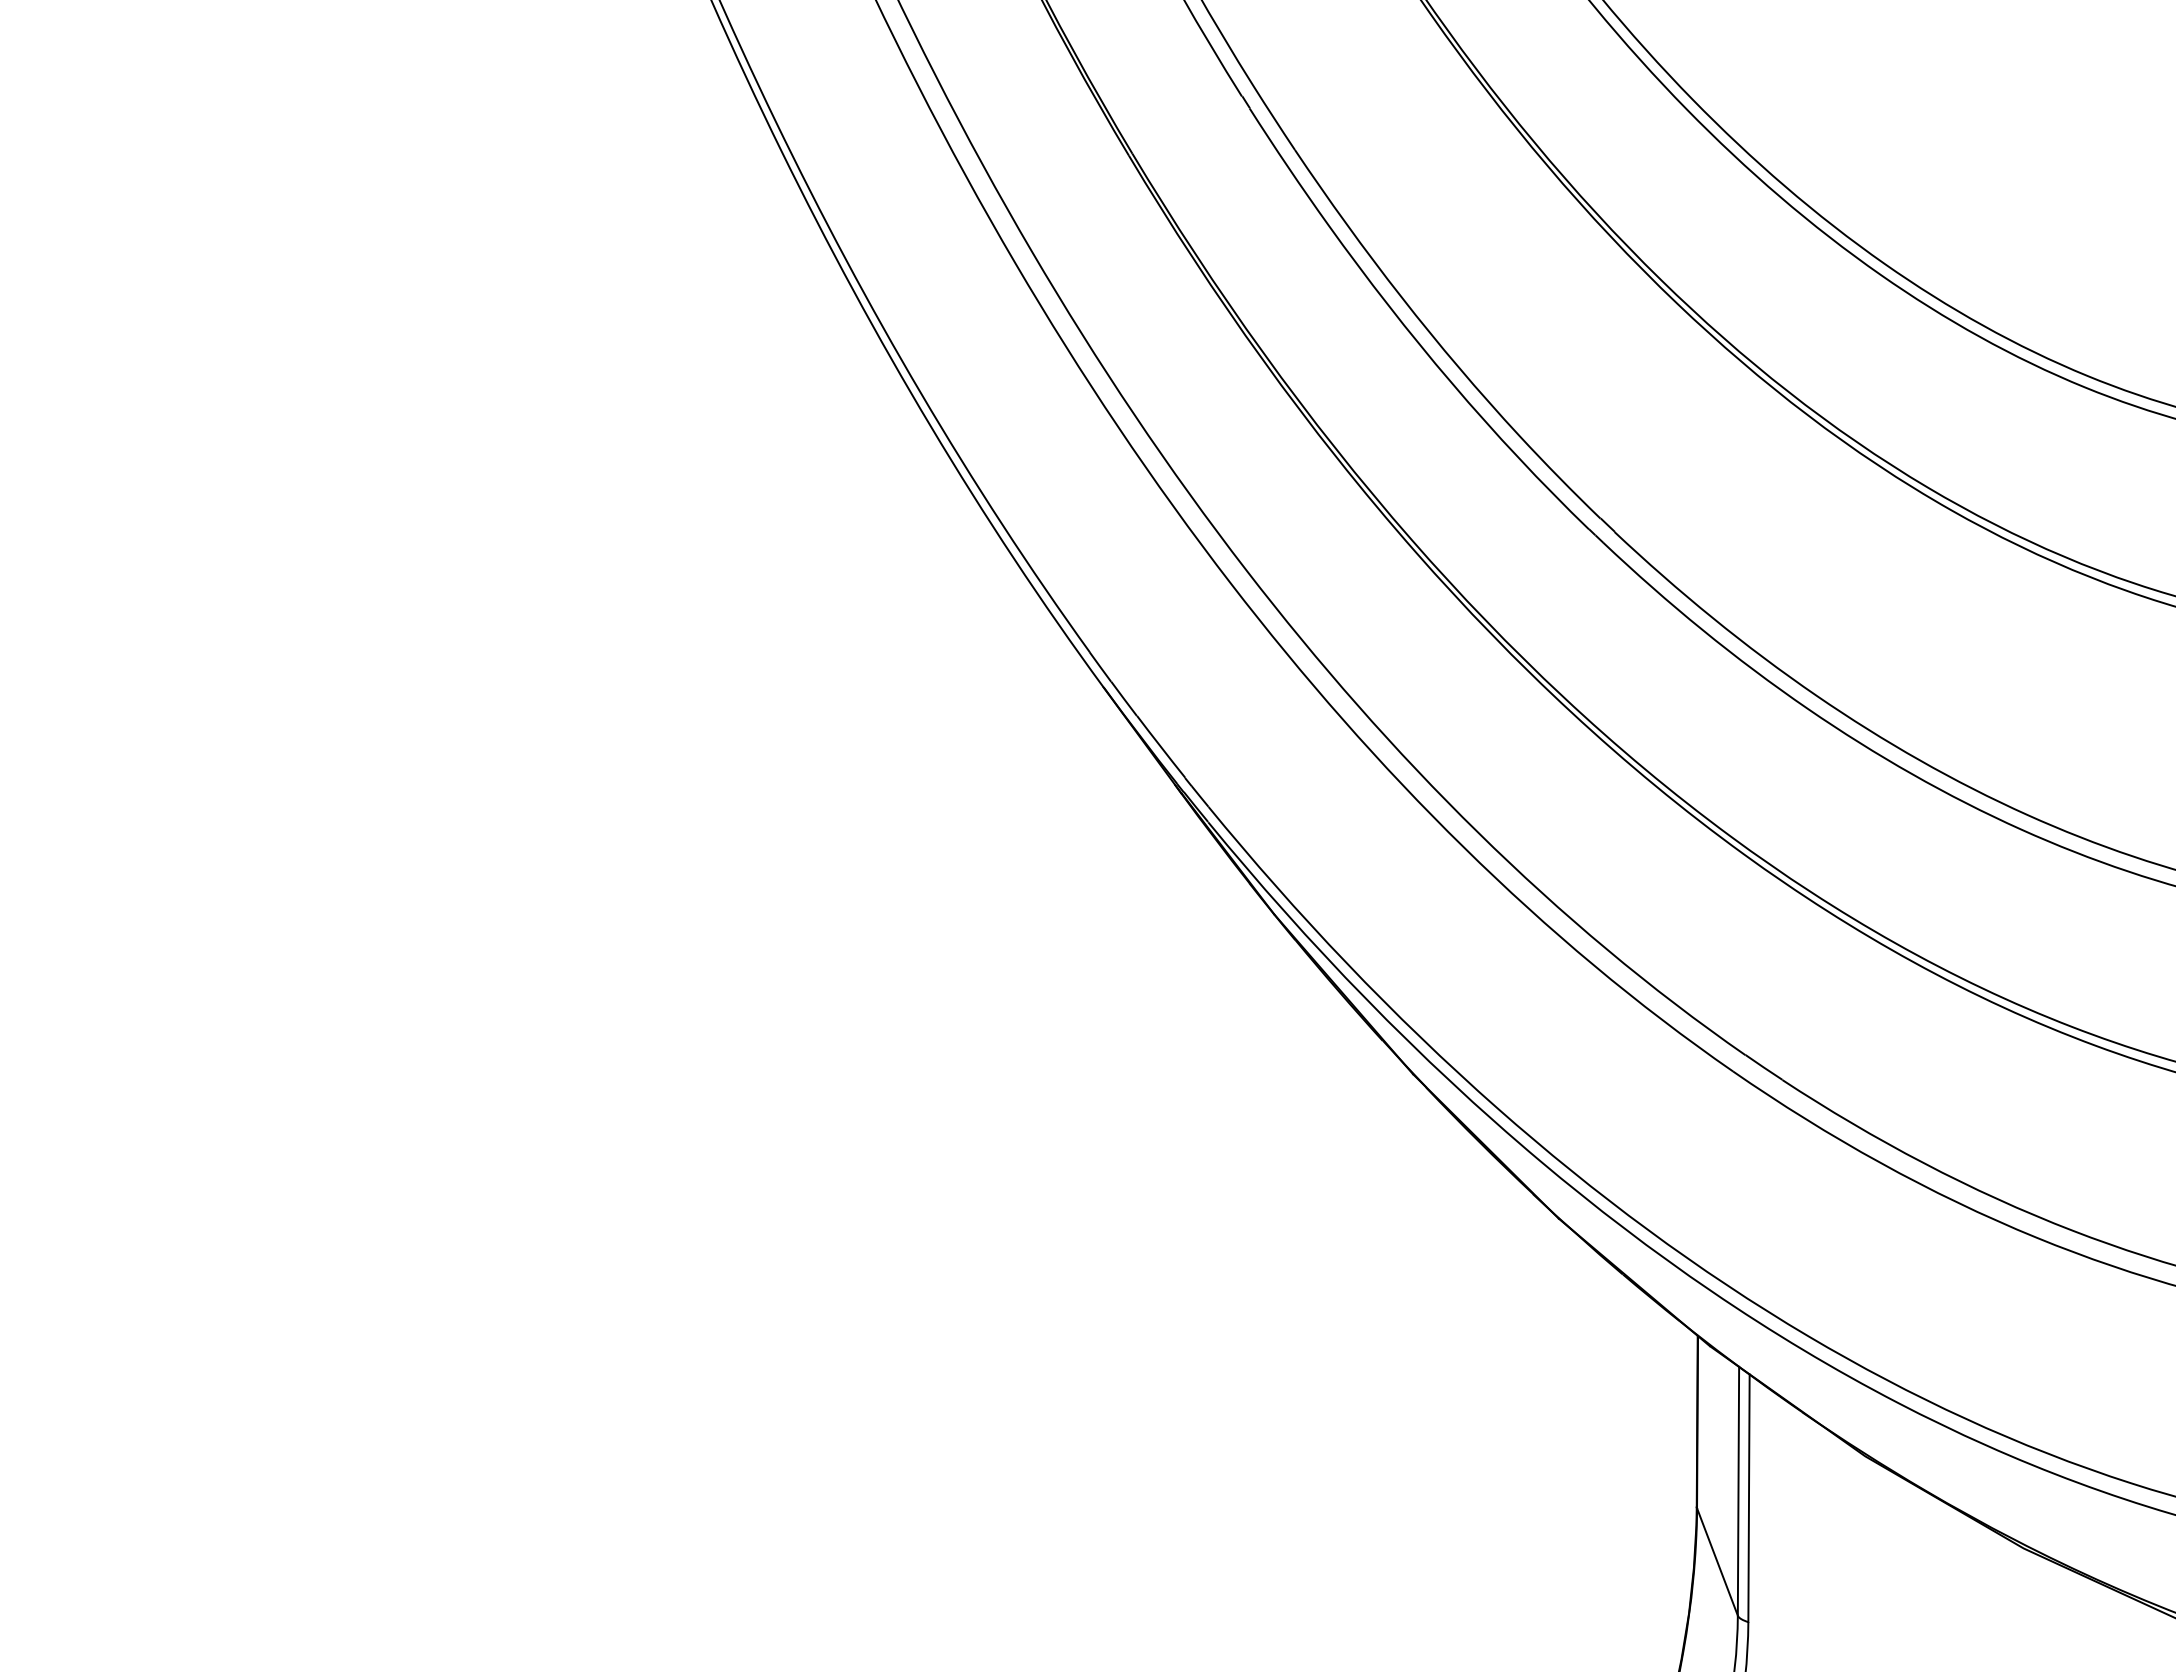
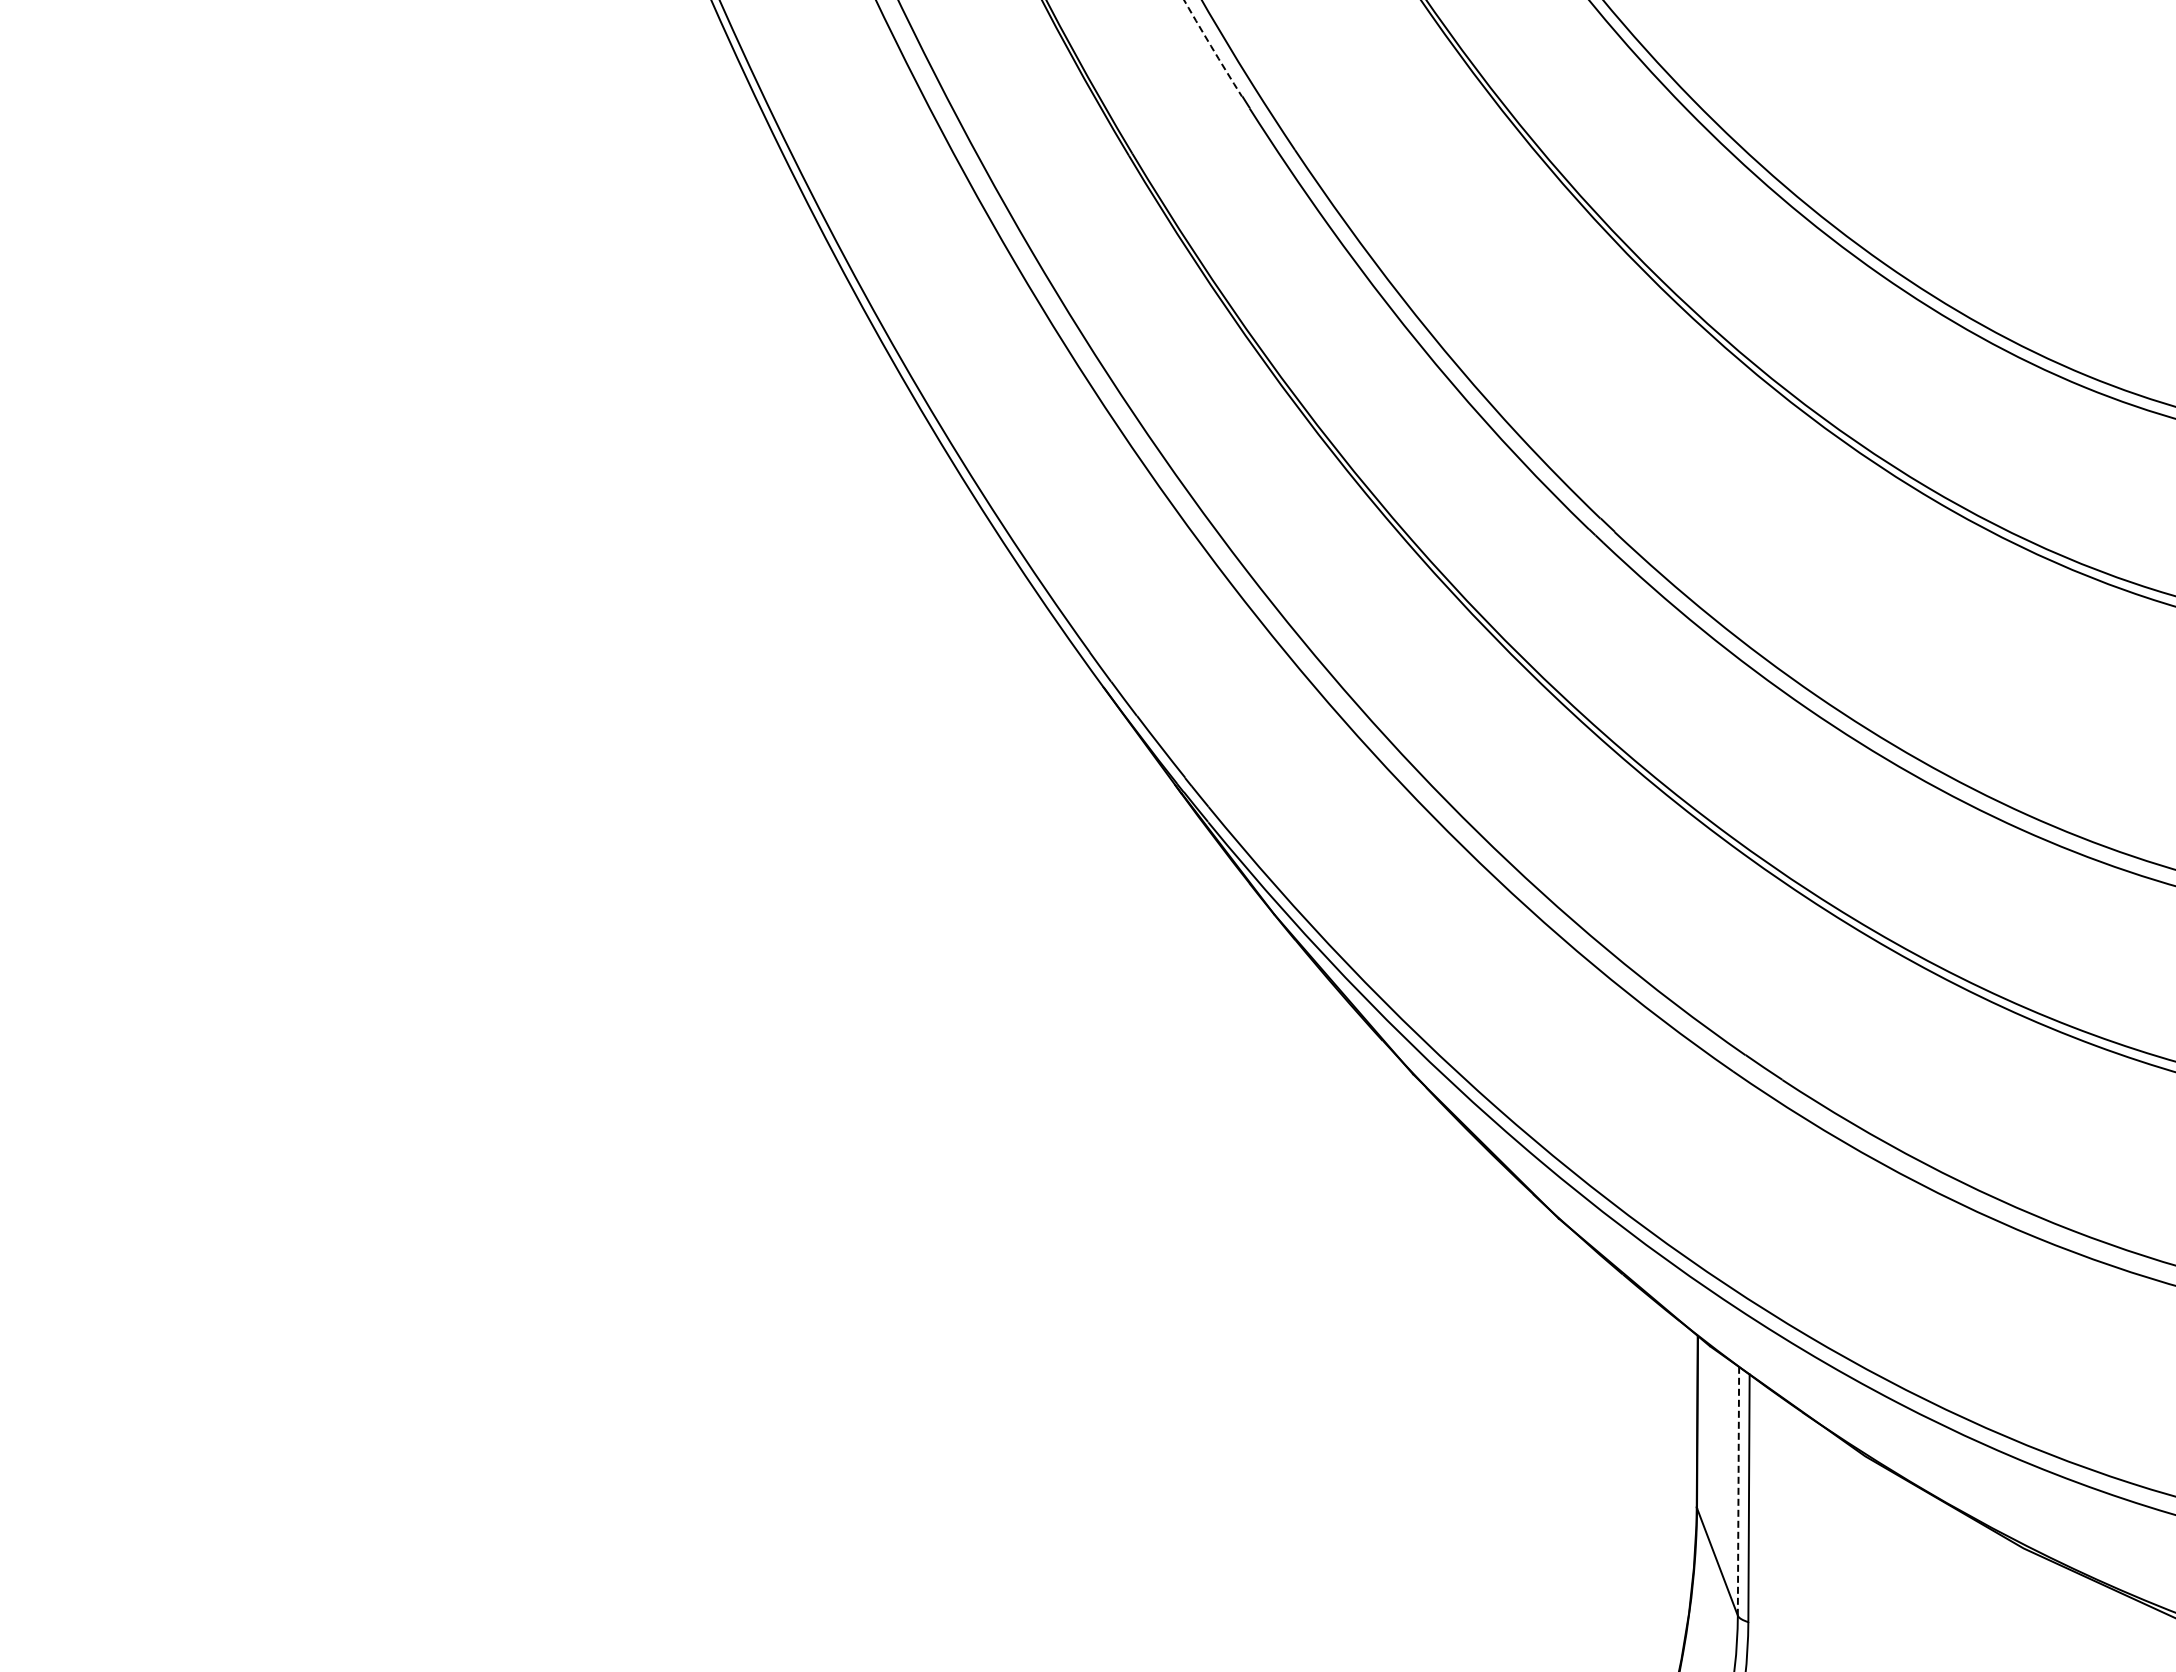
arc: solid -> dashed (1212, 48)
line: solid -> dashed (1738, 1491)
